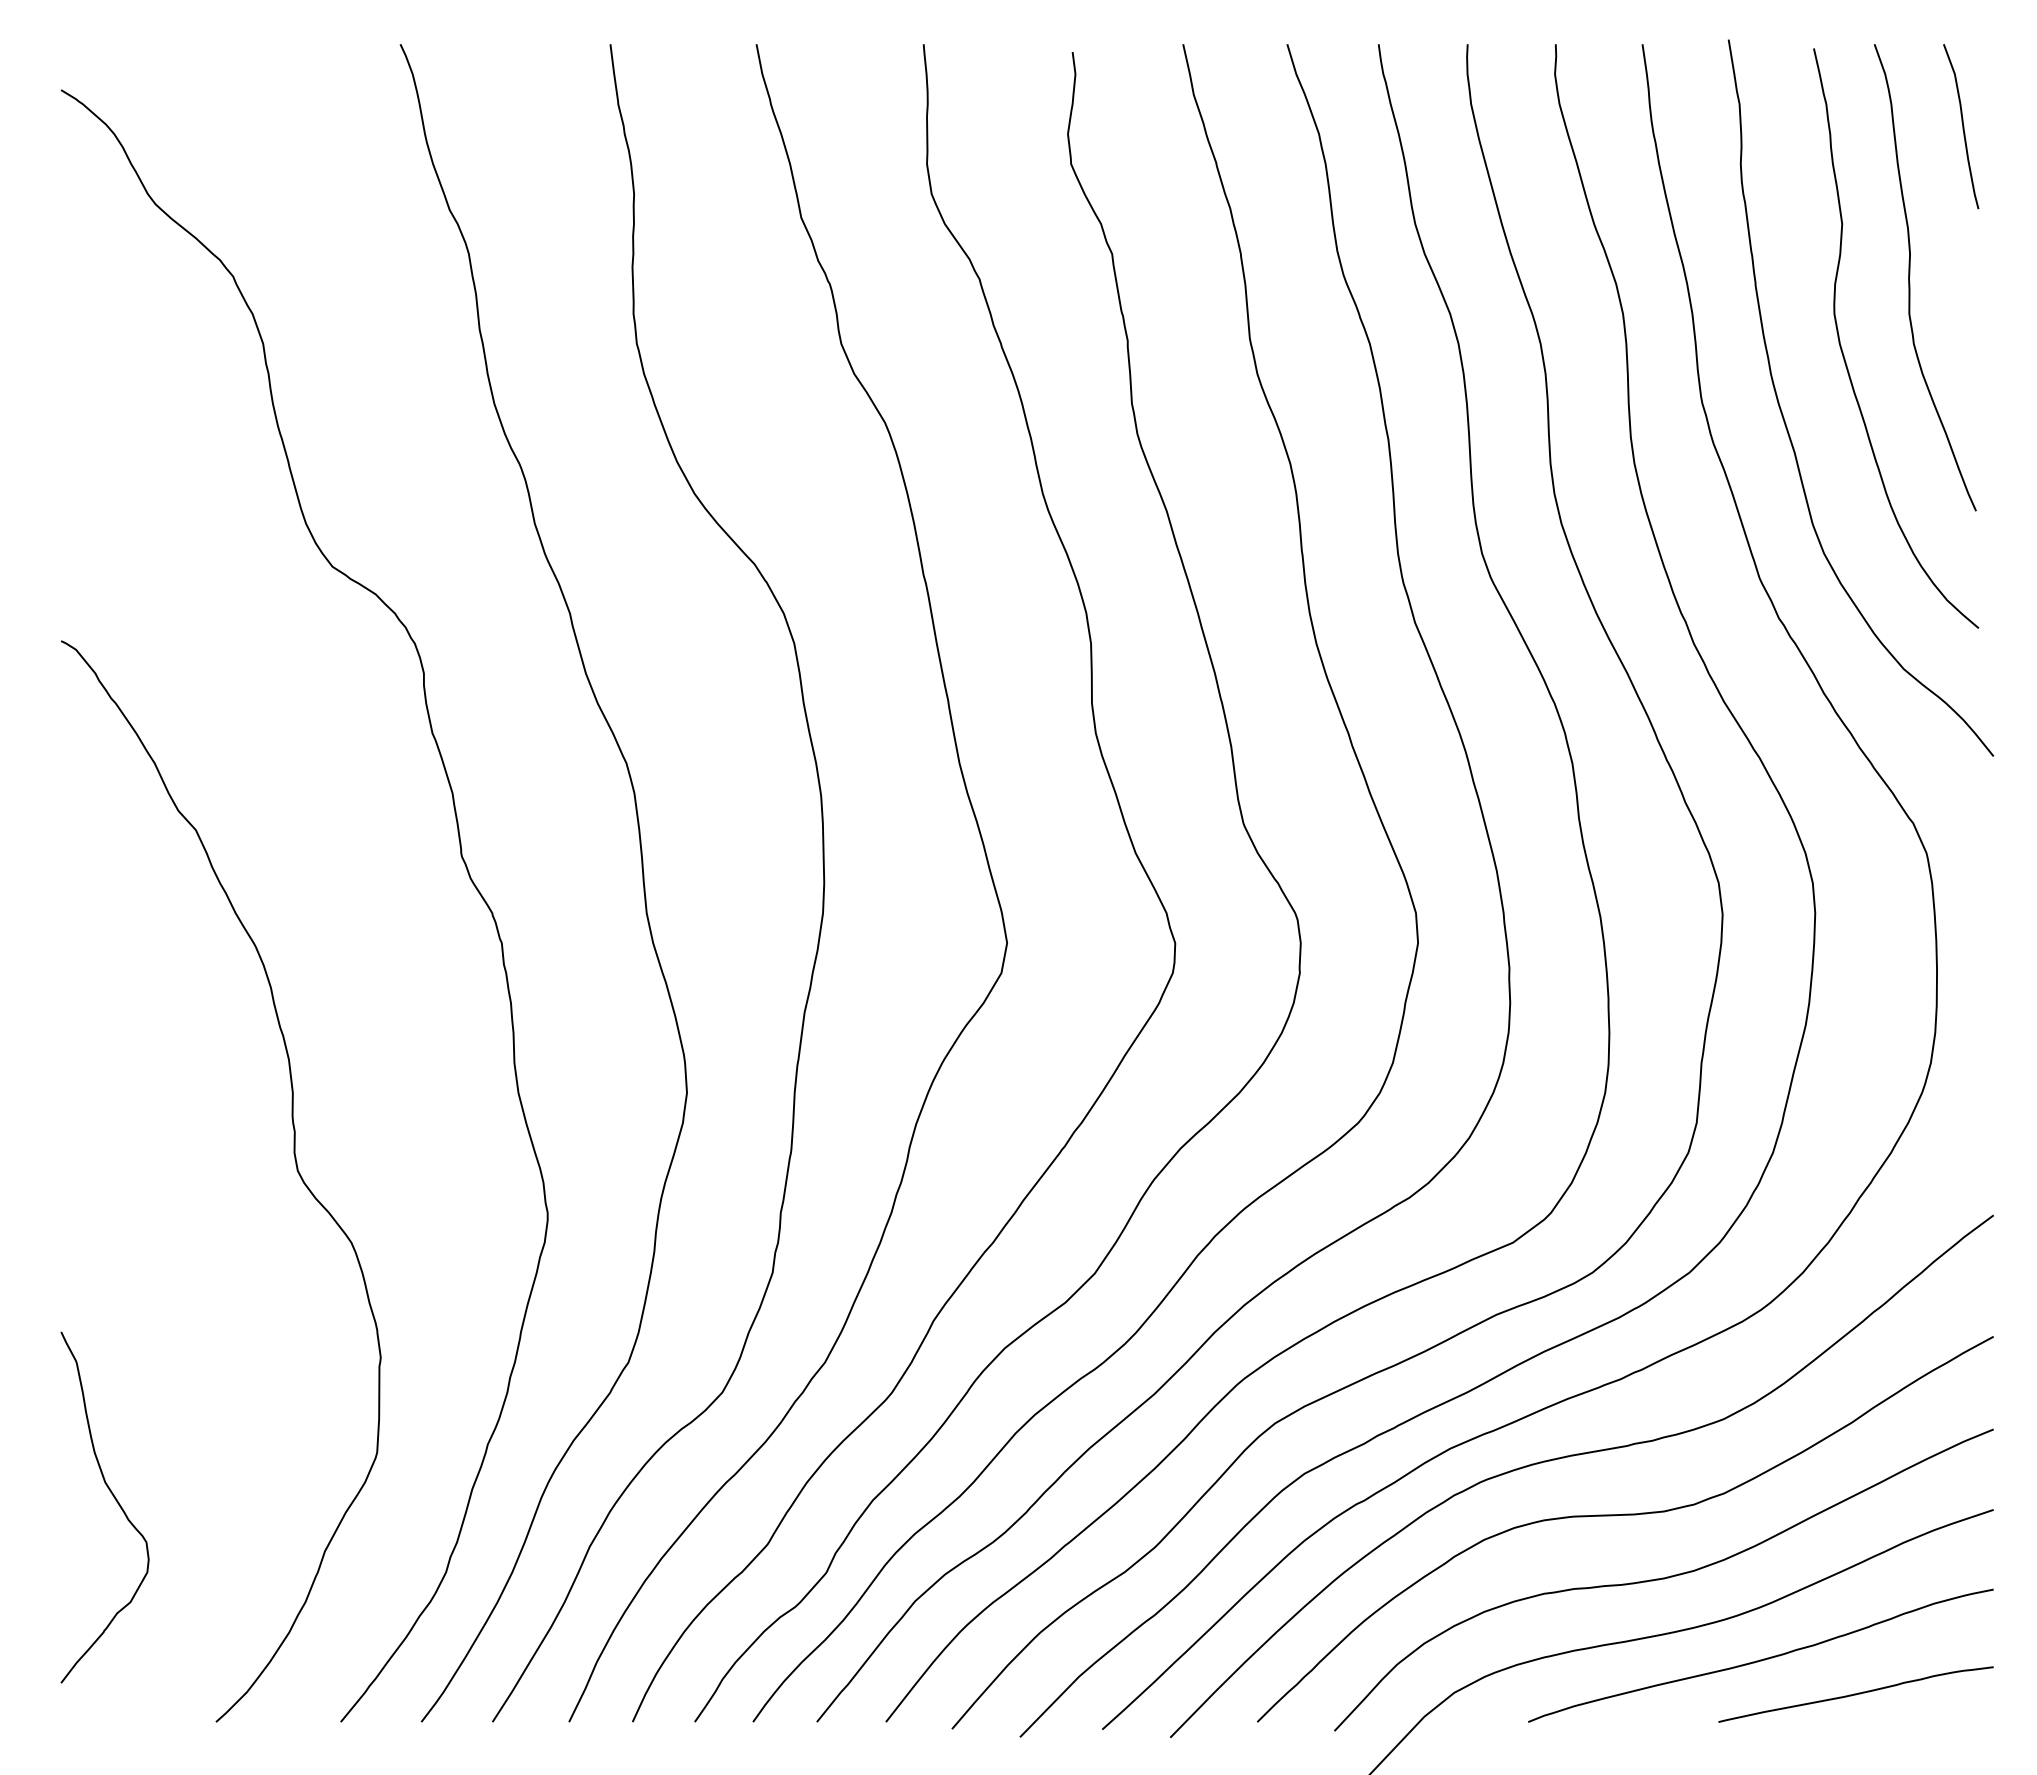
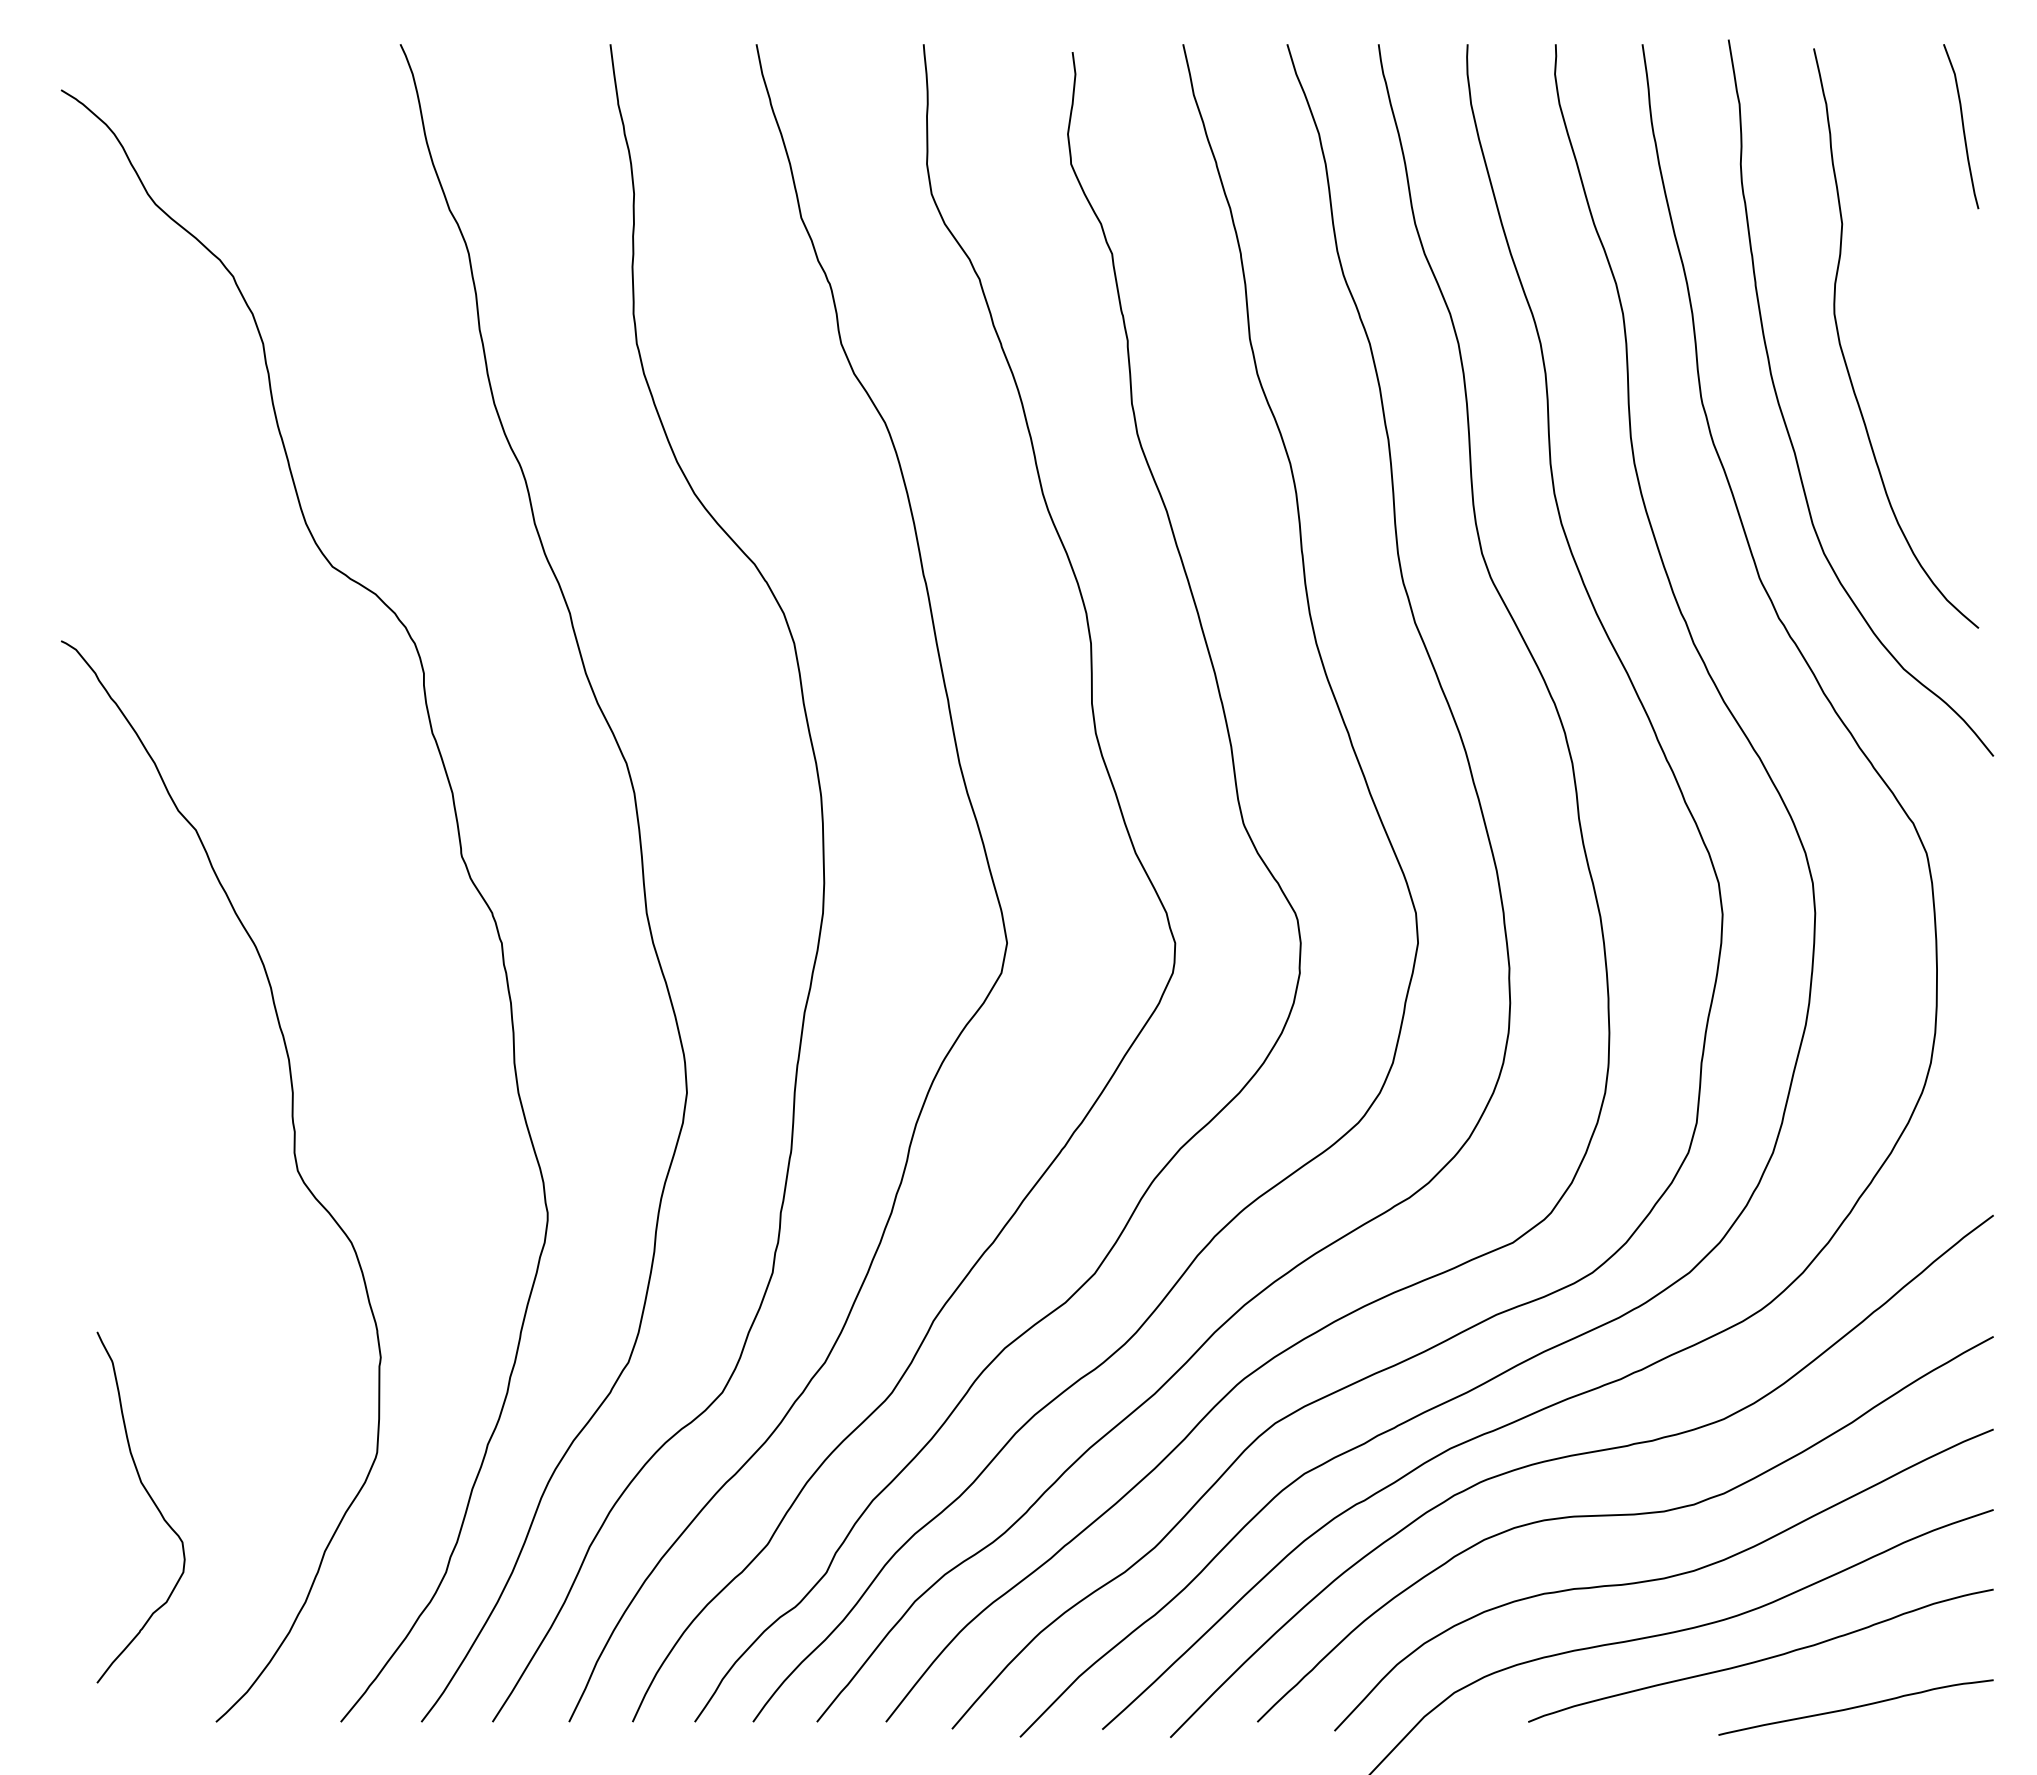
curve: present -> none (1910, 275)
curve position: (116, 1502) -> (152, 1502) (152, 1502)
curve position: (1855, 1694) -> (1855, 1707) (1855, 1707)
